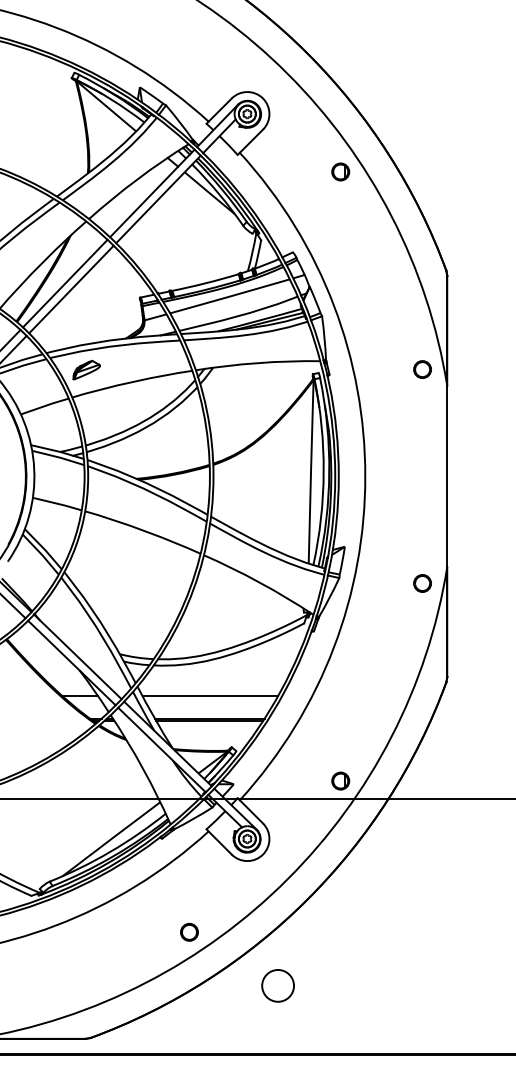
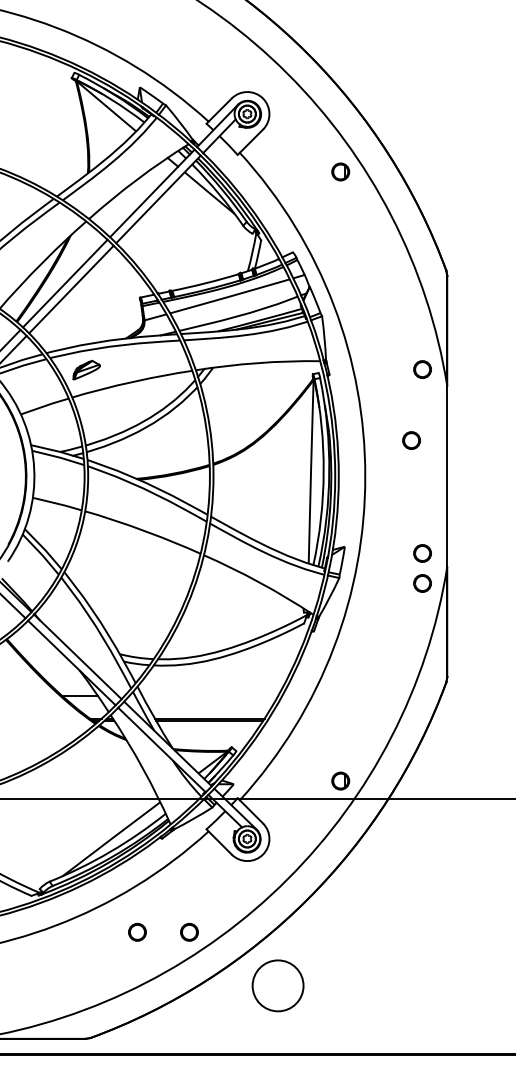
circle: none -> present (411, 440)
circle: none -> present (422, 553)
line: present -> none (209, 696)
circle: none -> present (137, 931)
circle diameter: 32 px -> 51 px (277, 985)
